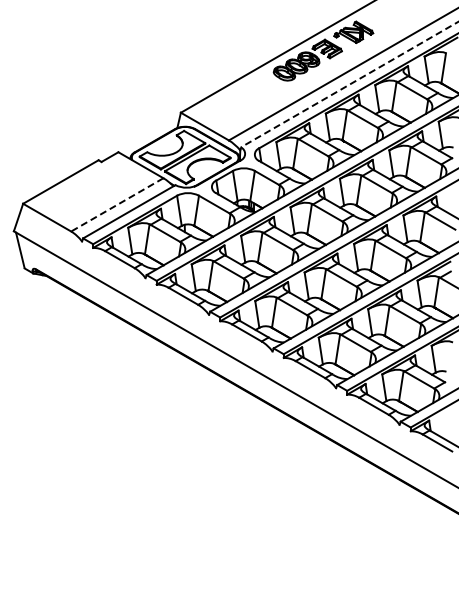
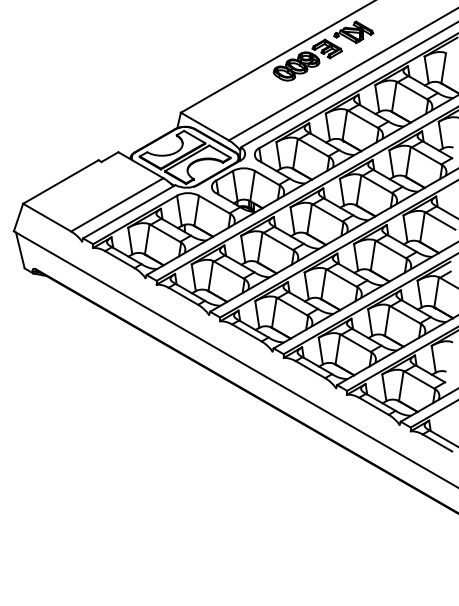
line: dashed -> solid (349, 84)
line: dashed -> solid (116, 205)
